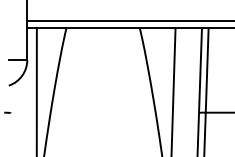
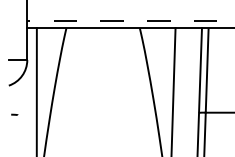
line: solid -> dashed (130, 21)
curve position: (7, 112) -> (14, 114) (14, 114)
